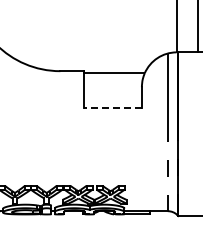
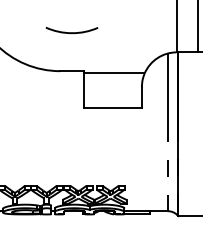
arc: none -> present (71, 32)
line: dashed -> solid (112, 108)
